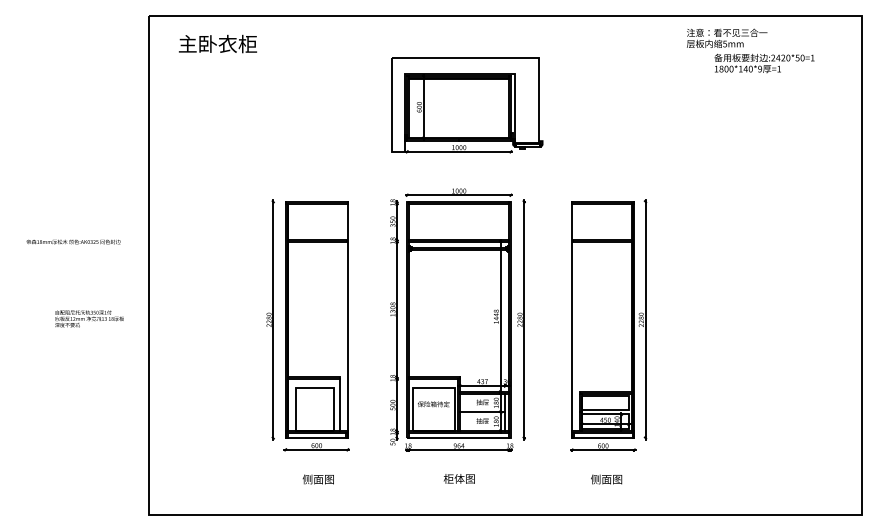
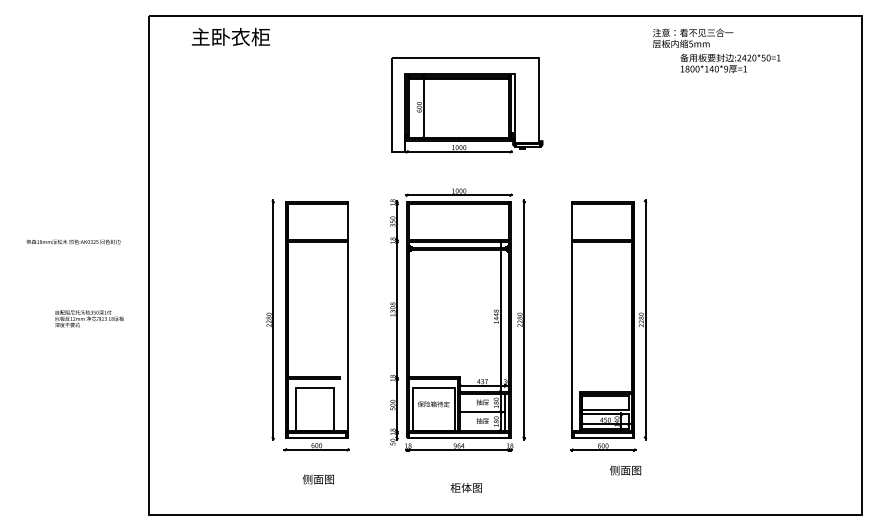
text position: (217, 43) -> (230, 36) (230, 36)
text position: (750, 50) -> (716, 50) (716, 50)
line: present -> none (339, 405)
text position: (458, 478) -> (465, 487) (465, 487)
text position: (606, 479) -> (625, 470) (625, 470)
